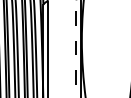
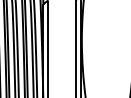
line: dashed -> solid (75, 48)
